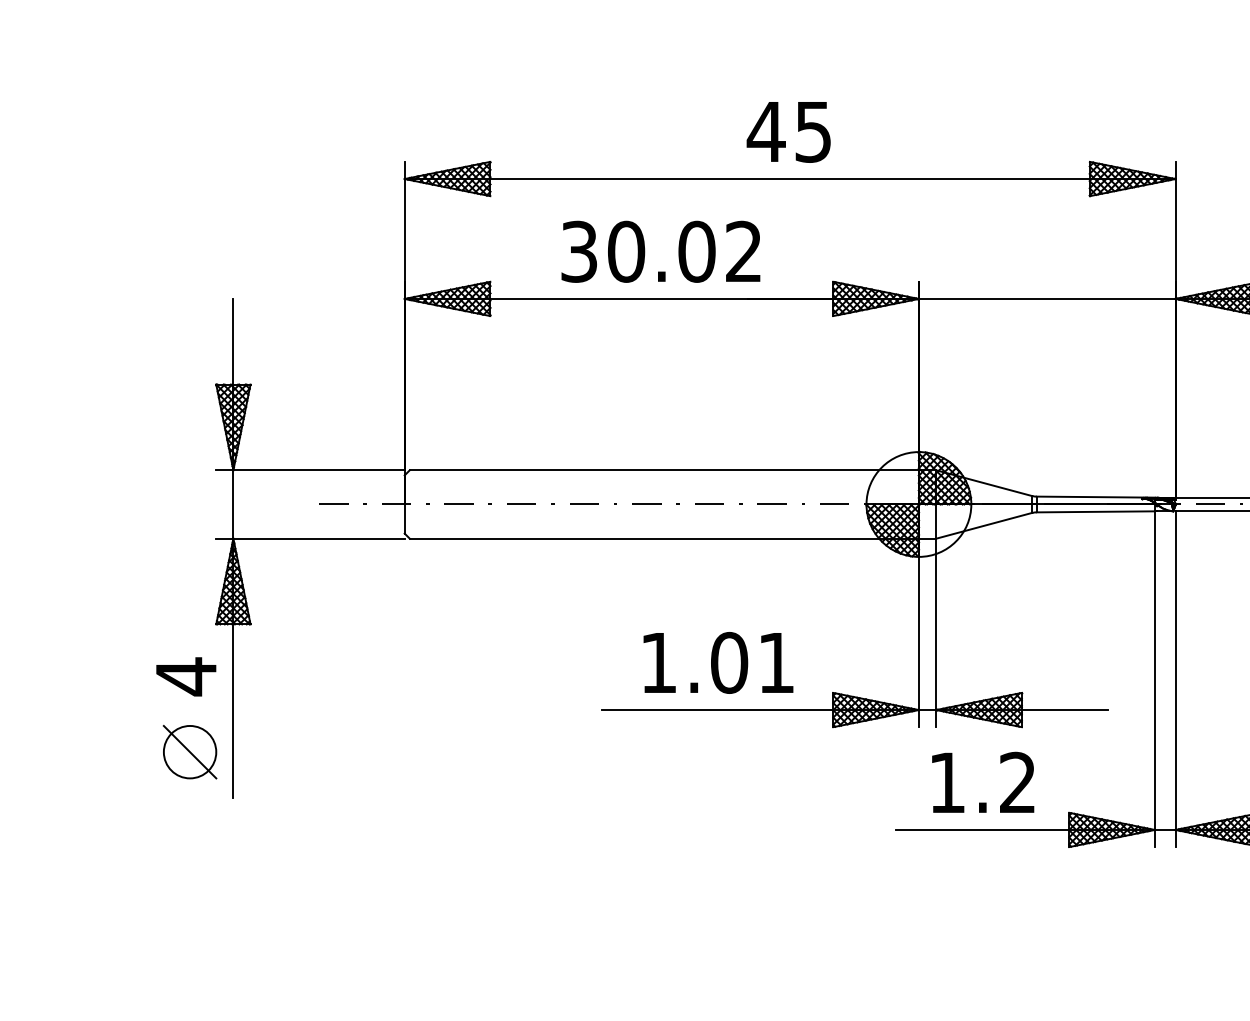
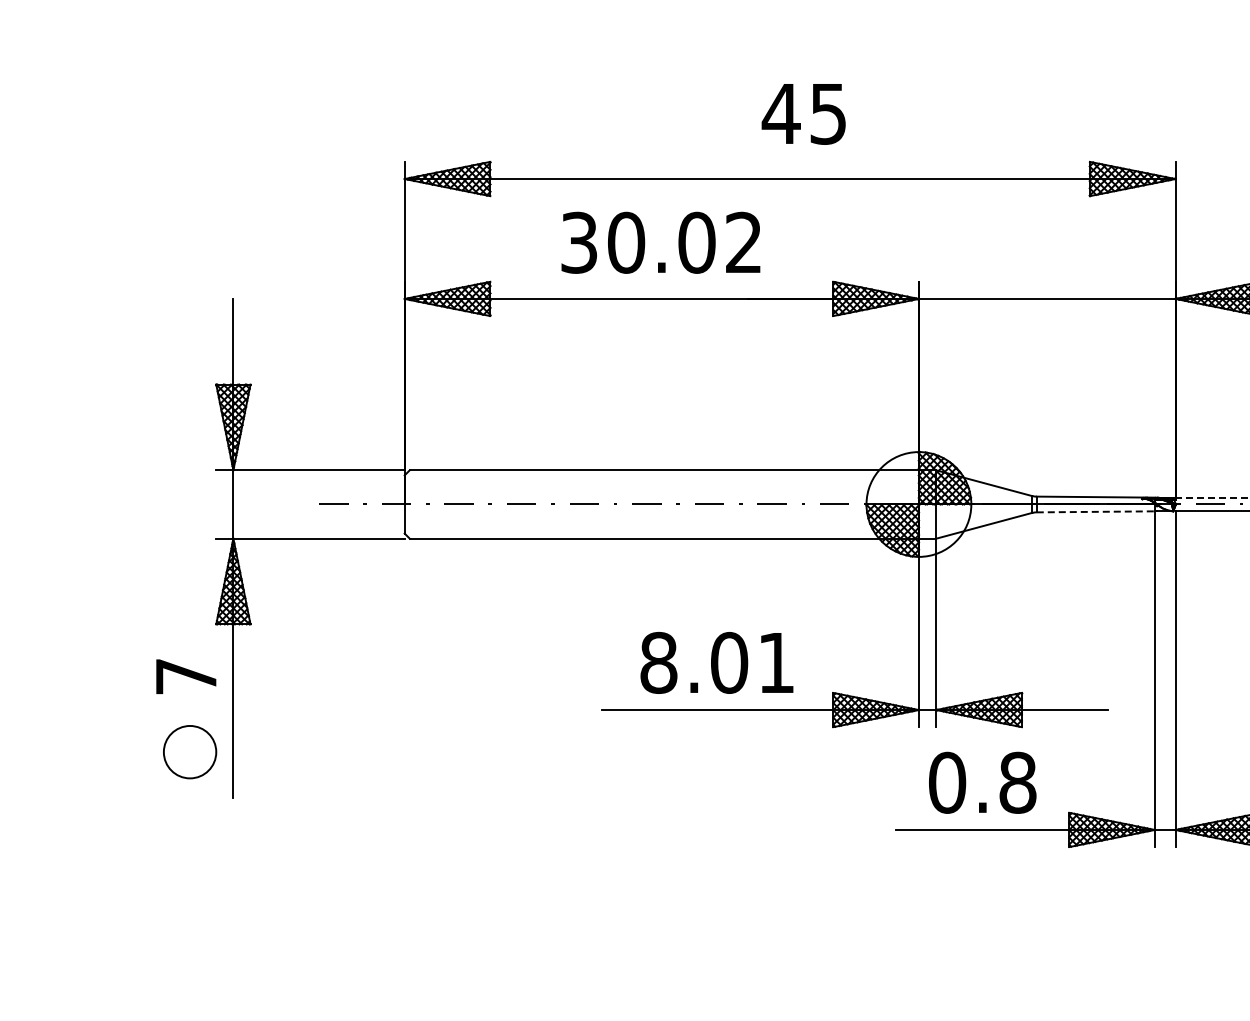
text position: (788, 132) -> (803, 114) (803, 114)
text position: (660, 251) -> (660, 242) (660, 242)
line: solid -> dashed (1212, 497)
line: solid -> dashed (1096, 511)
text: 1.01 -> 8.01 (658, 662)
text: 4 -> 7 (186, 676)
line: present -> none (189, 751)
text: 1.2 -> 0.8 (982, 782)
